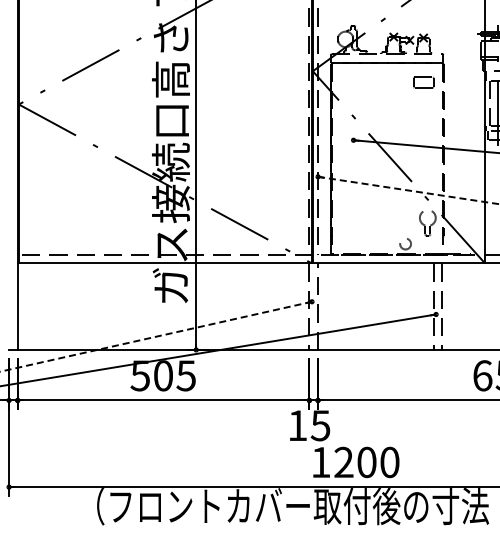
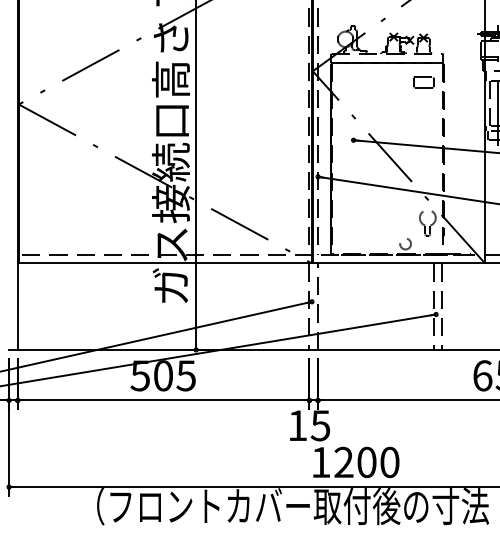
line: dashed -> solid (408, 190)
line: dashed -> solid (156, 336)
